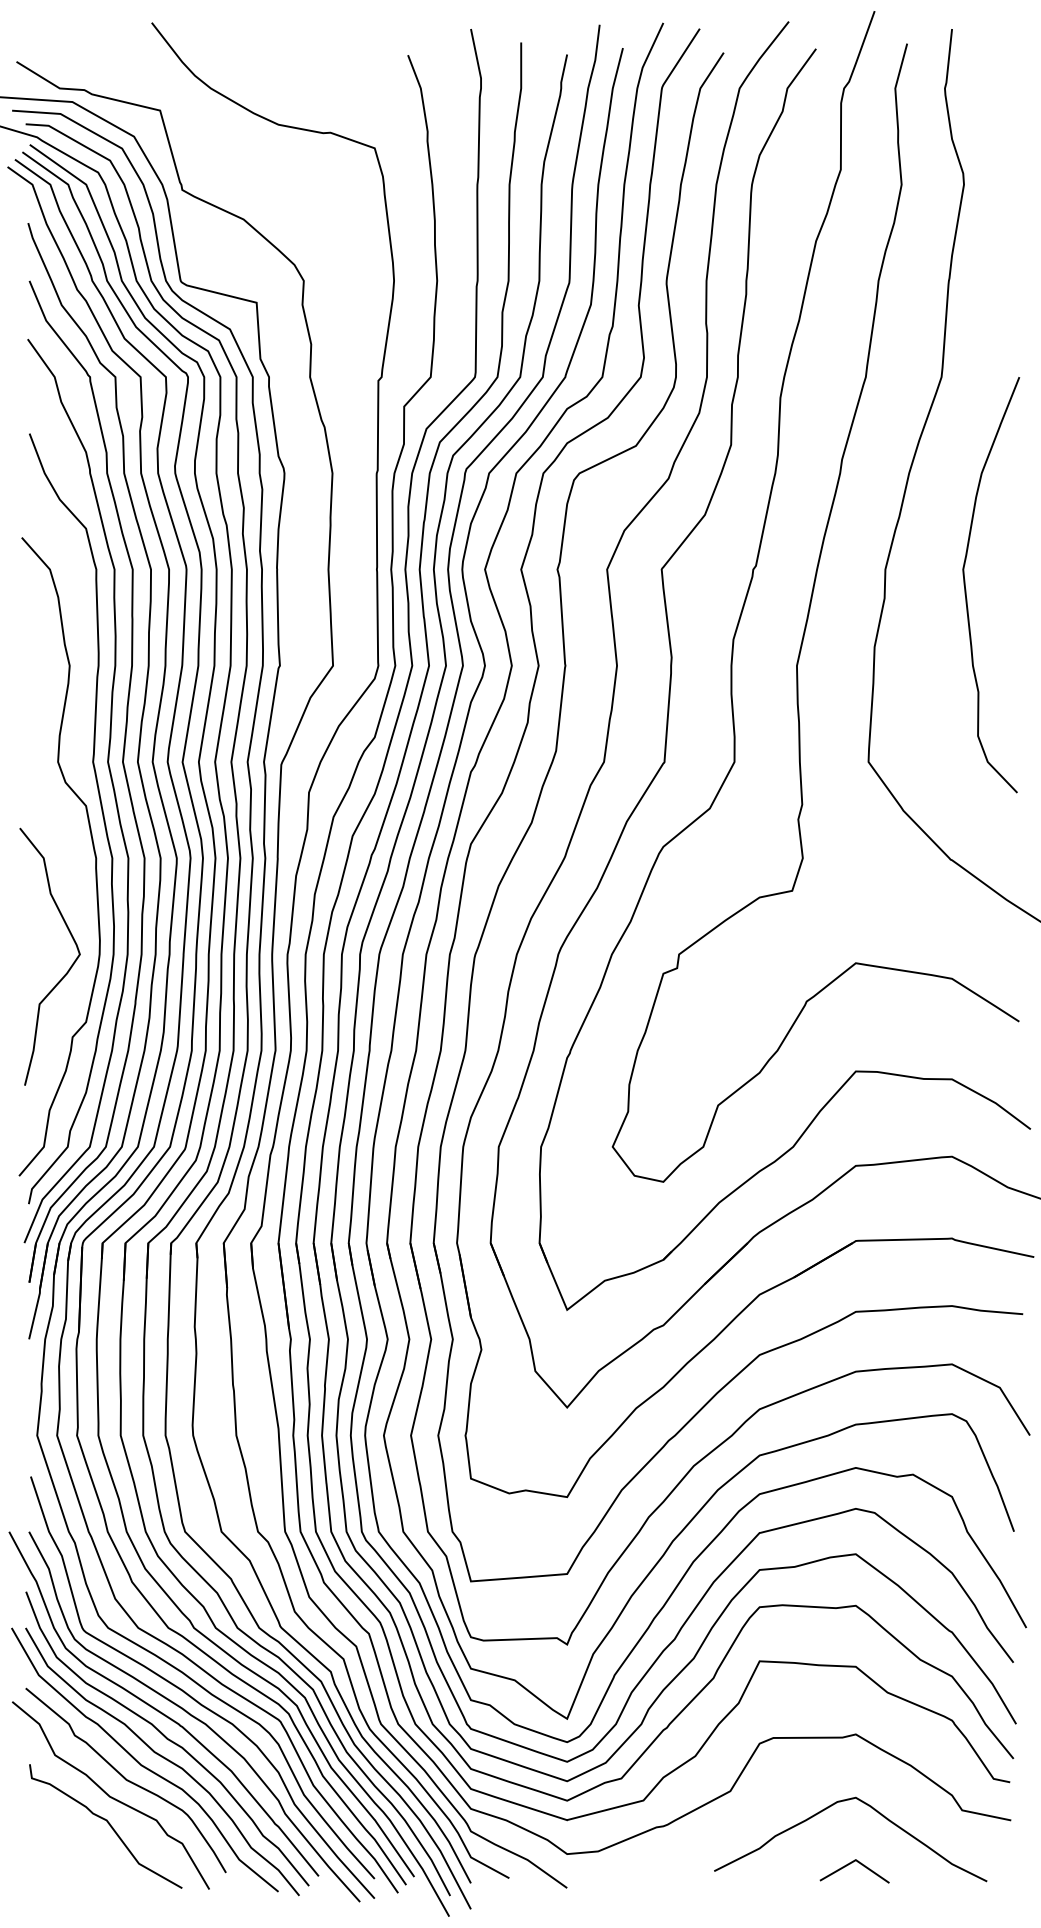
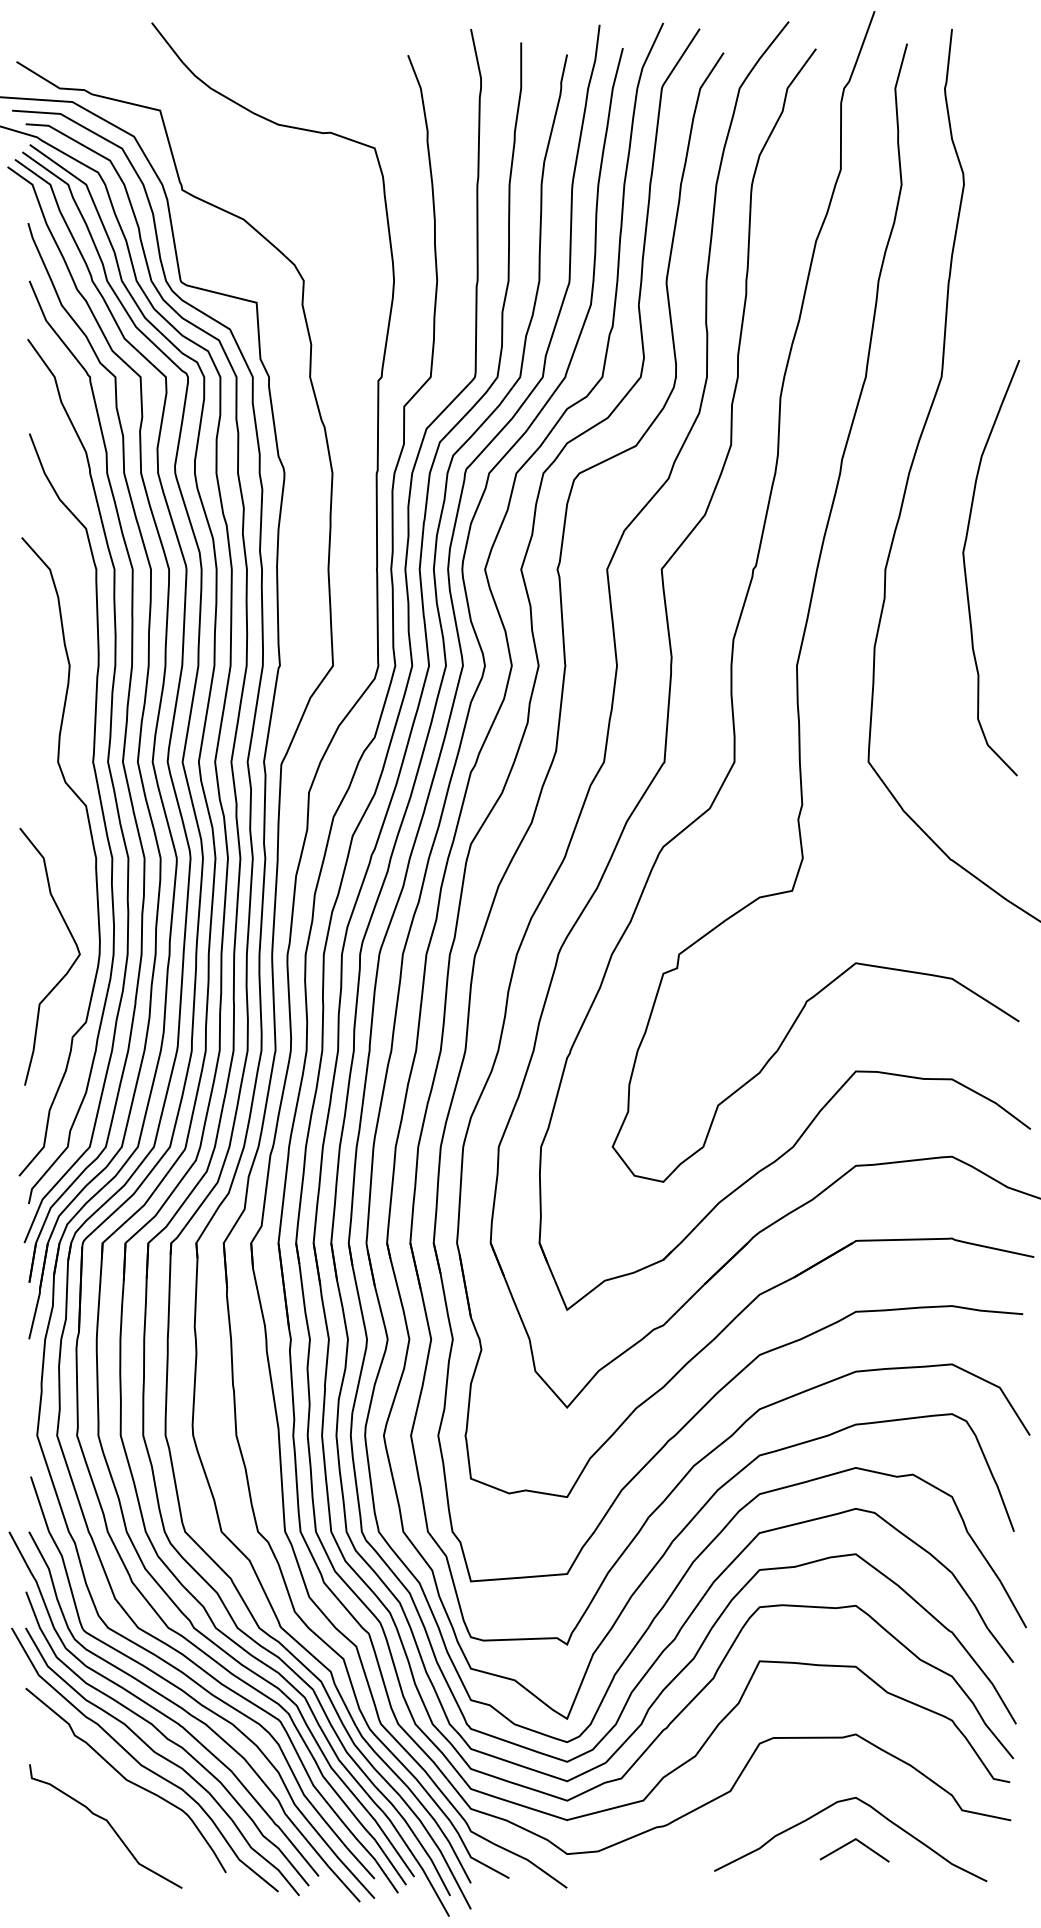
curve position: (966, 589) -> (966, 572) (966, 572)
curve: present -> none (110, 1795)
line position: (850, 1864) -> (850, 1843) (850, 1843)
